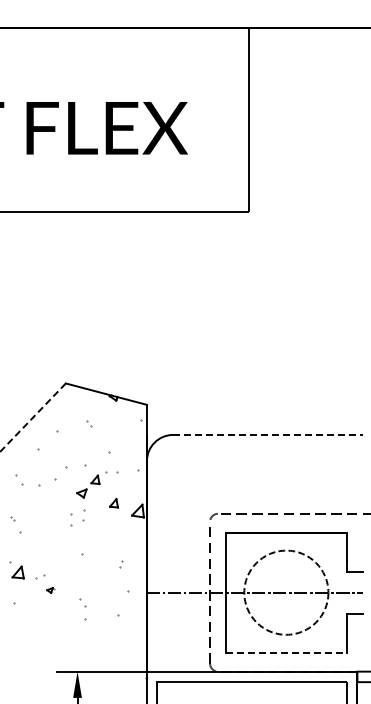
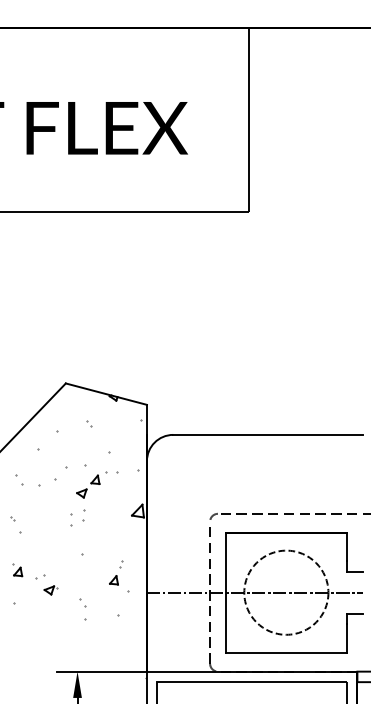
line: dashed -> solid (32, 418)
line: dashed -> solid (267, 434)
part position: (113, 503) -> (113, 580) (113, 580)
part size: 16x19 px -> 12x15 px (17, 570)
part size: 10x7 px -> 16x11 px (50, 590)
line: dashed -> solid (286, 652)
